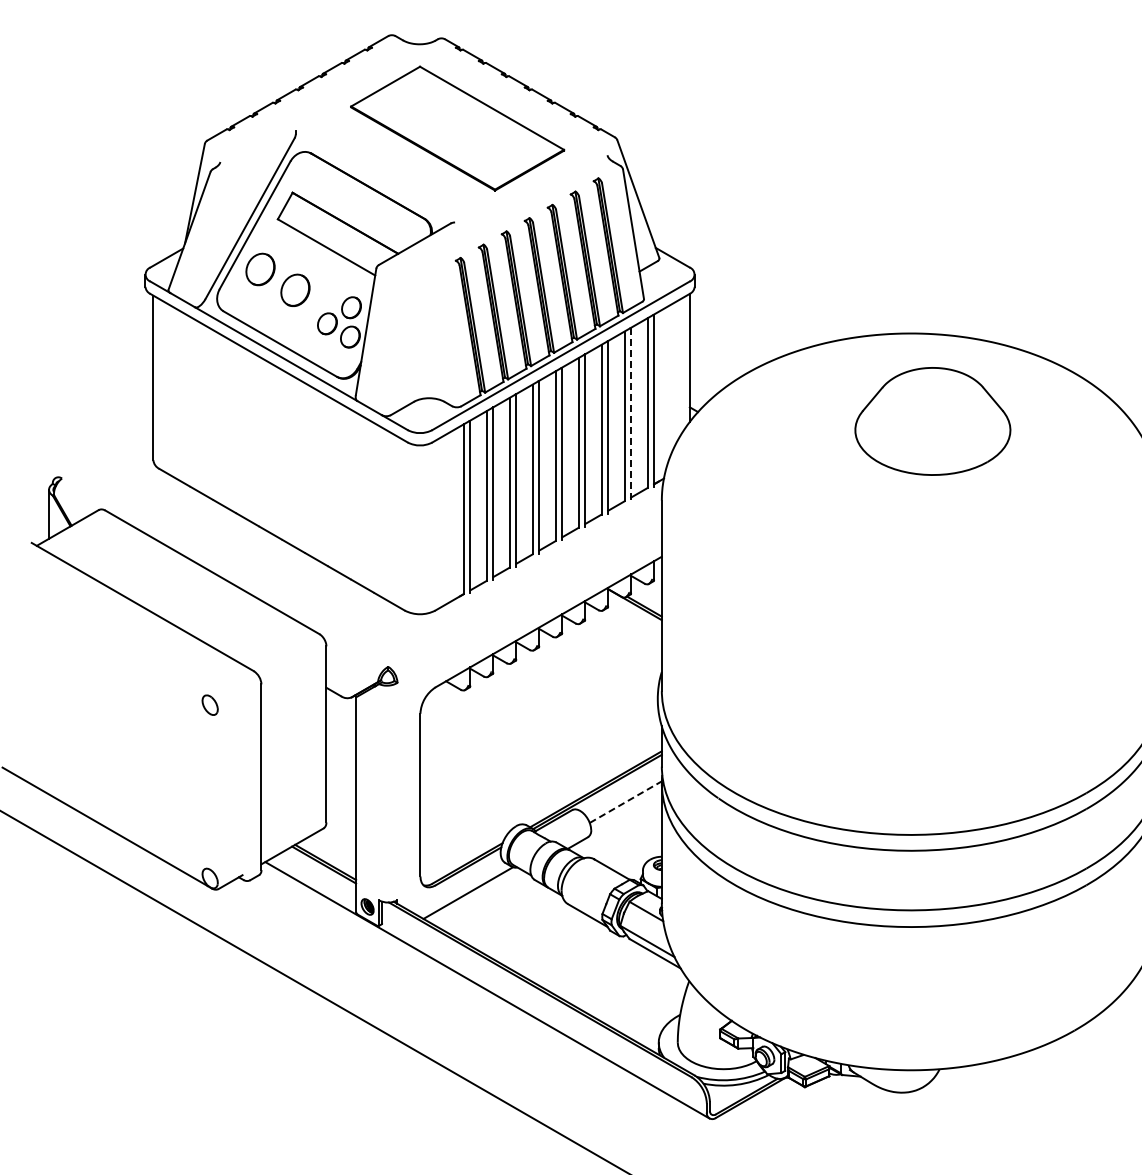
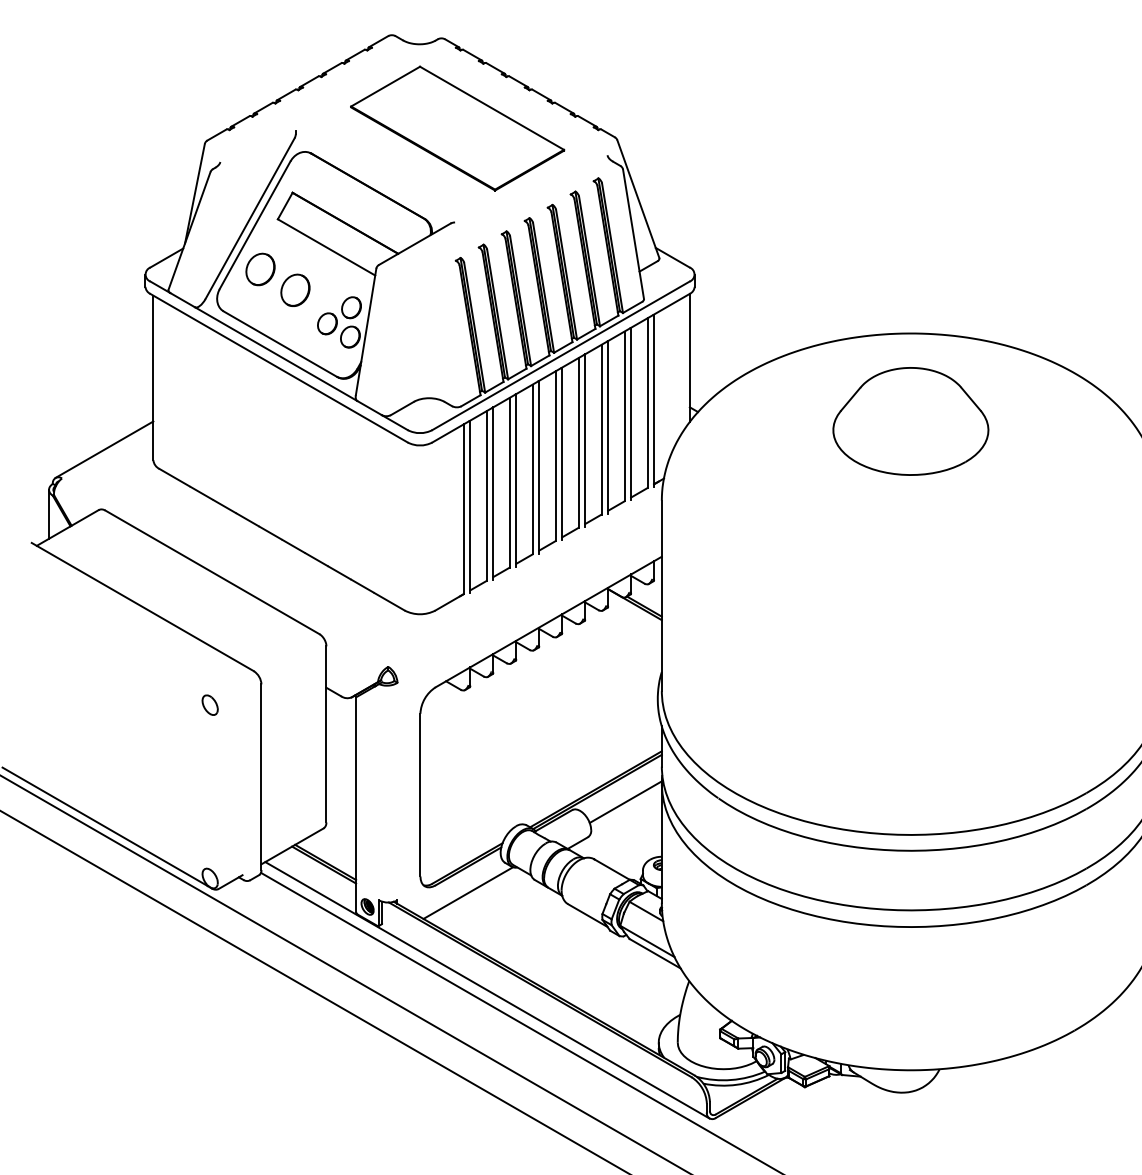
line: dashed -> solid (631, 413)
part position: (932, 421) -> (910, 421) (910, 421)
line: none -> present (104, 449)
line: dashed -> solid (625, 802)
line: none -> present (344, 973)
line: none -> present (520, 1021)
